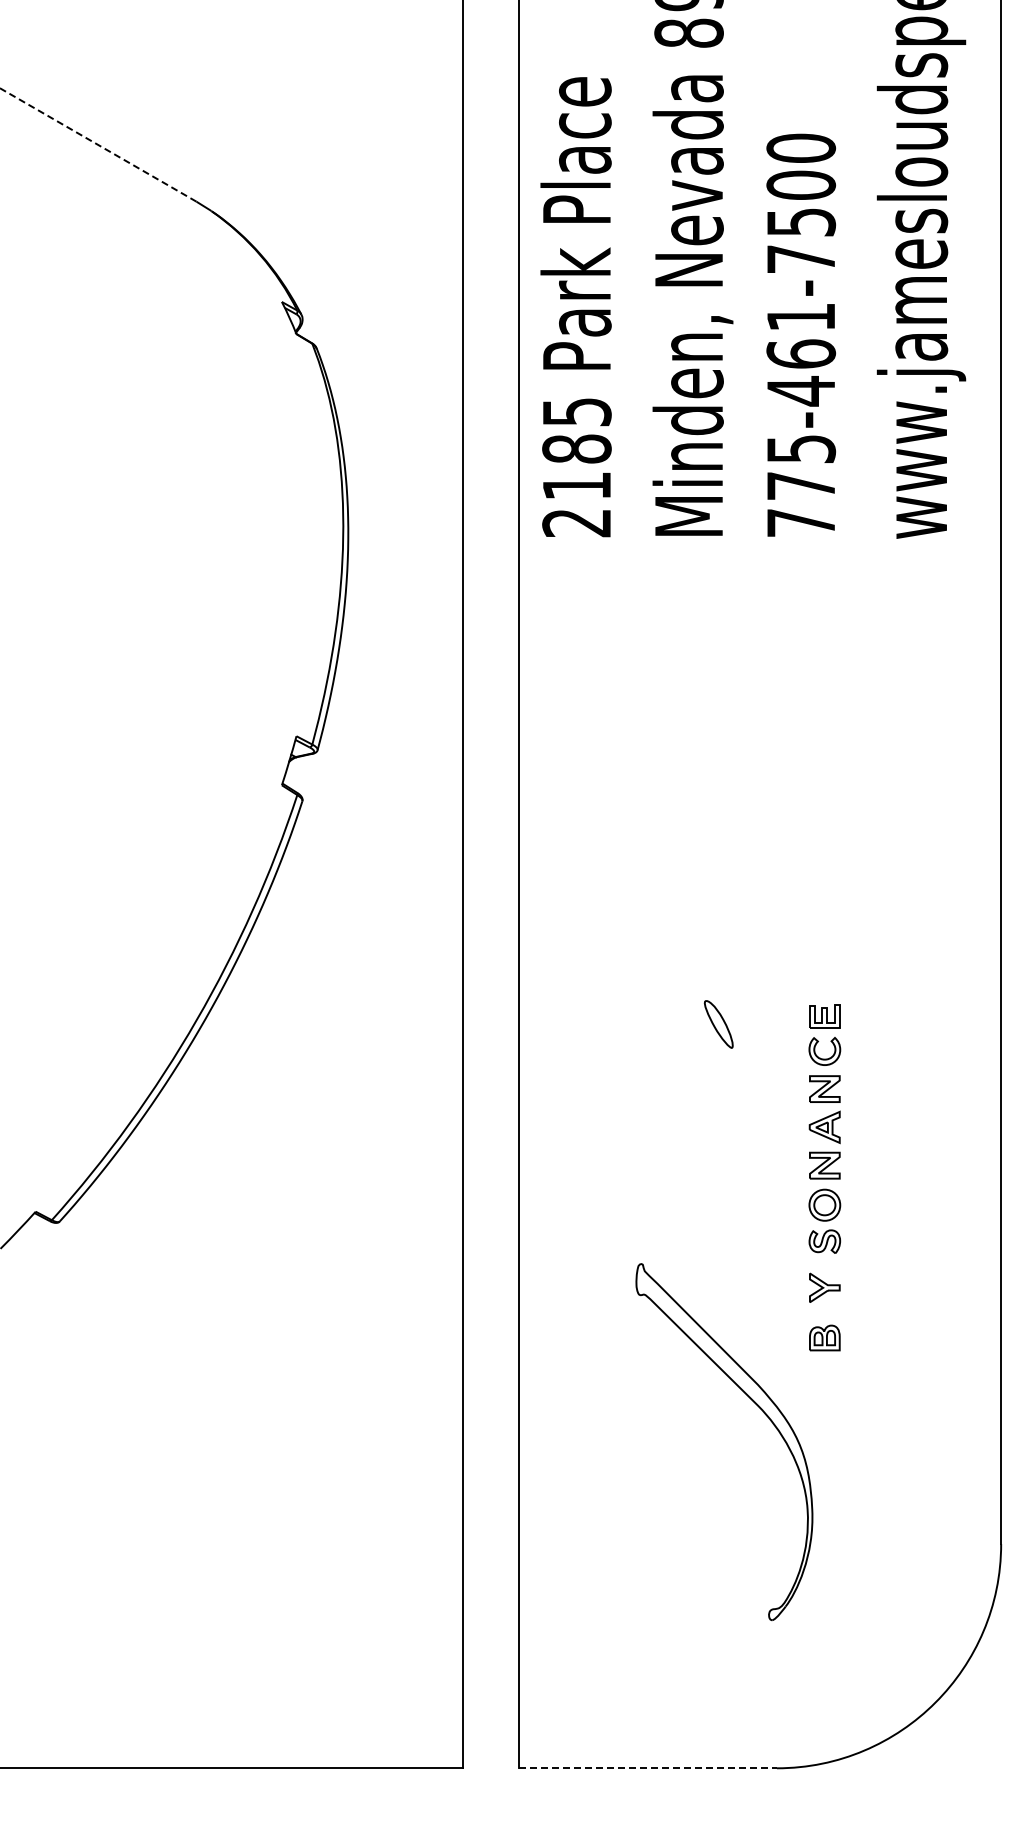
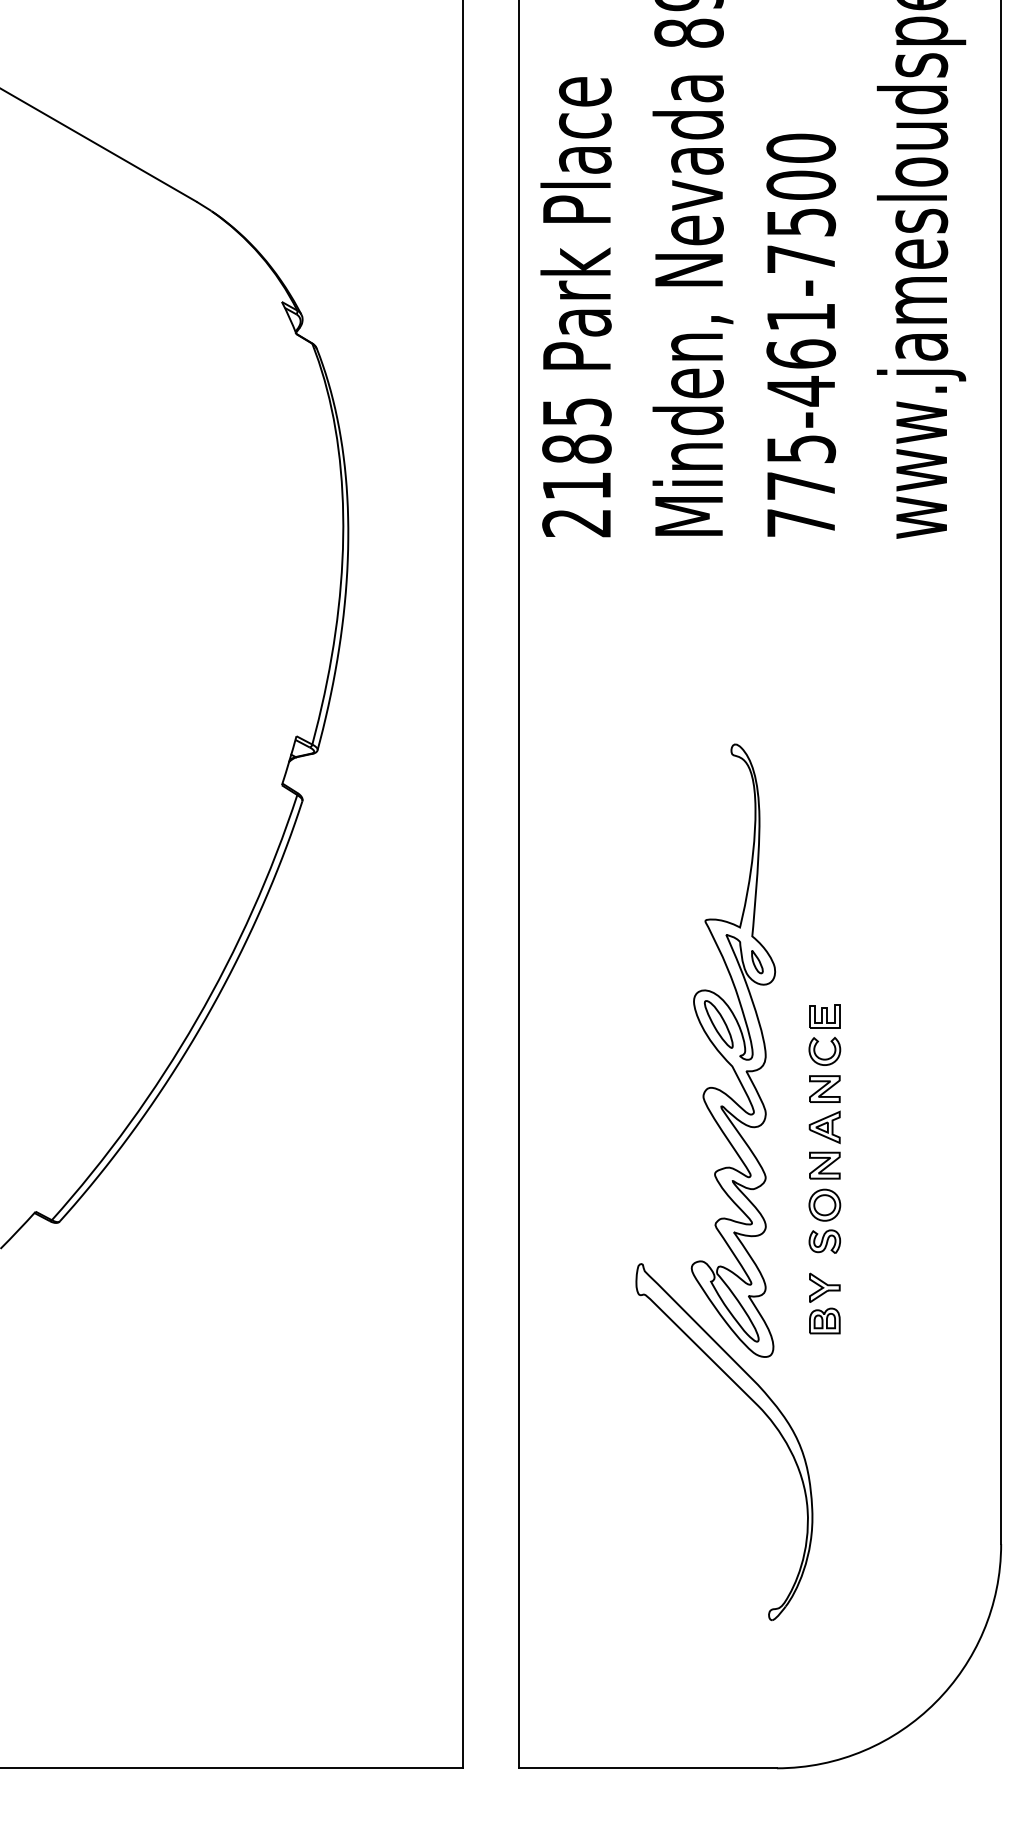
line: dashed -> solid (98, 144)
part: none -> present (732, 1050)
part position: (824, 1337) -> (824, 1320) (824, 1320)
line: dashed -> solid (648, 1768)
